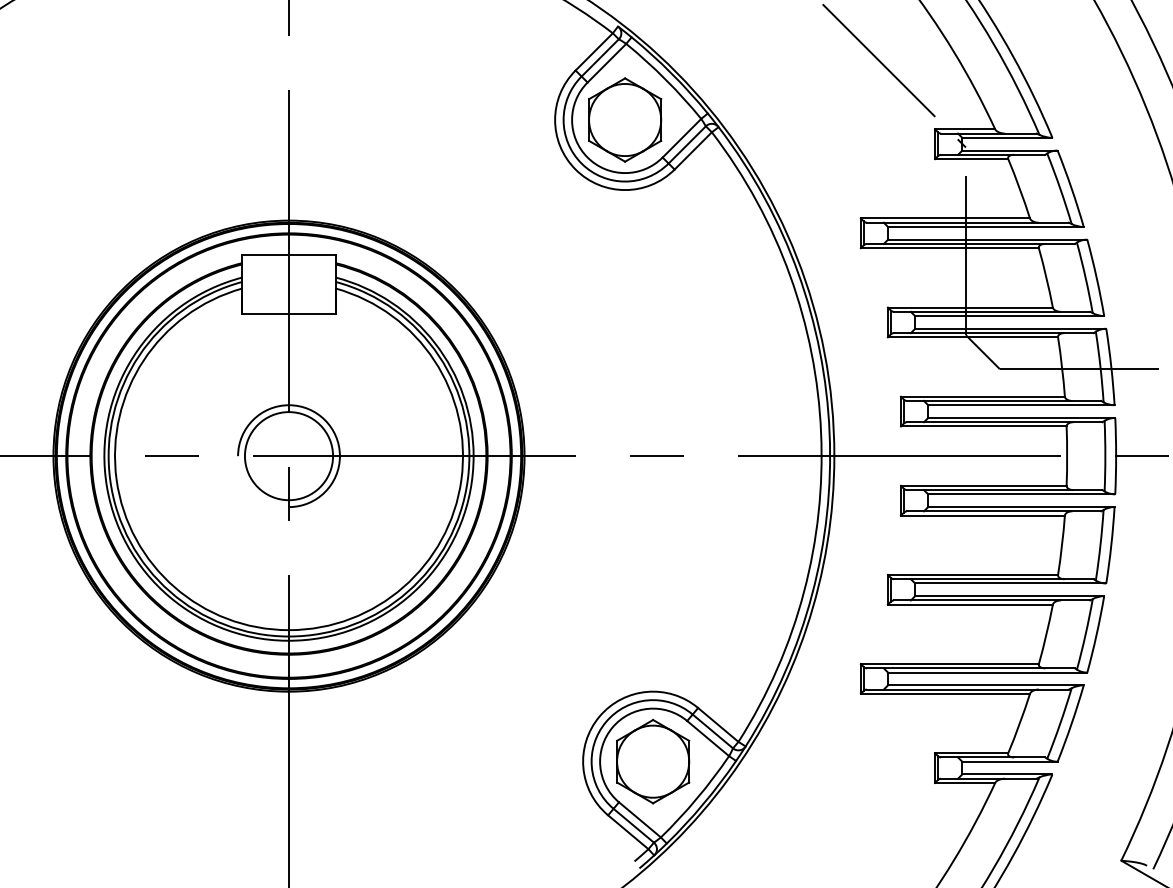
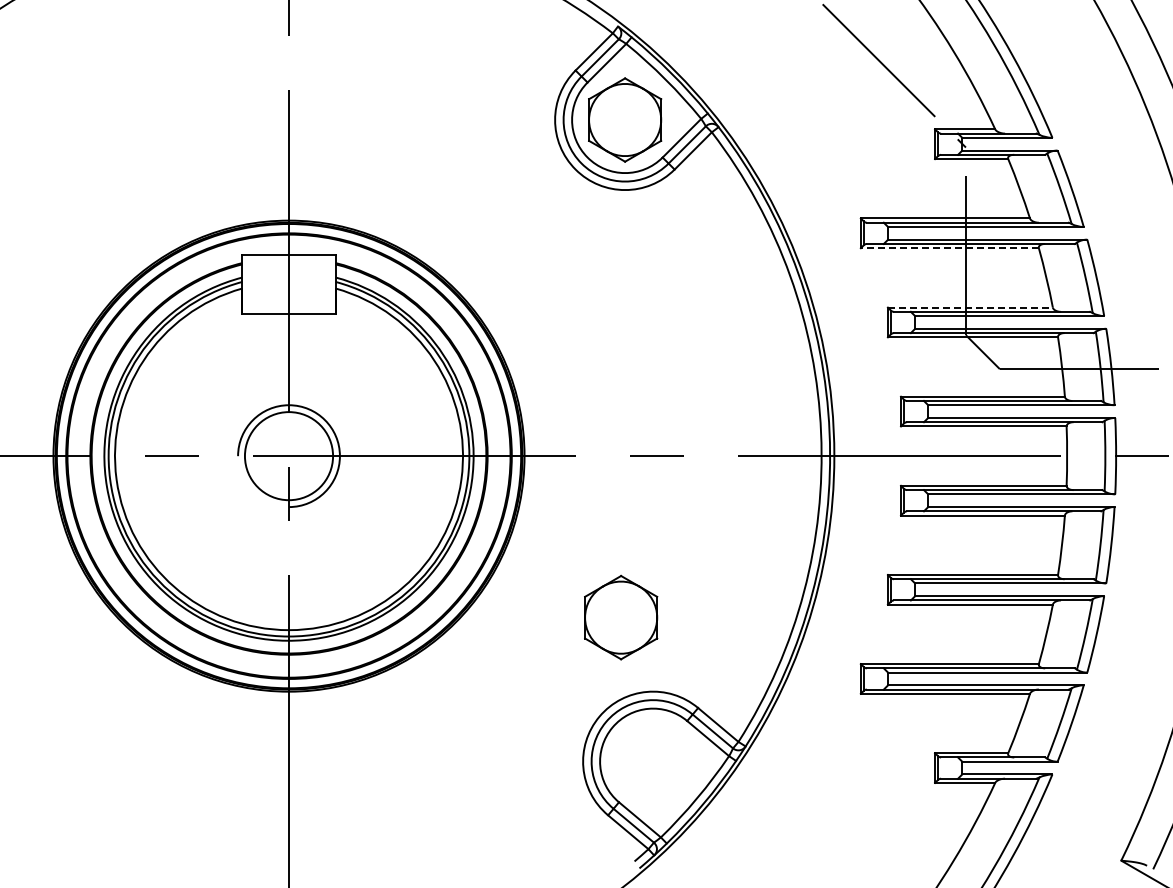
line: solid -> dashed (949, 248)
line: solid -> dashed (970, 307)
part position: (653, 761) -> (621, 617) (621, 617)
